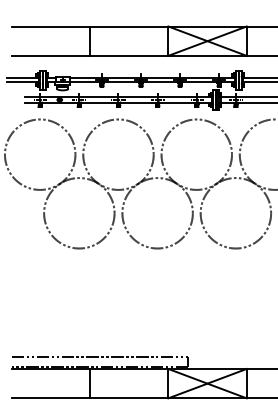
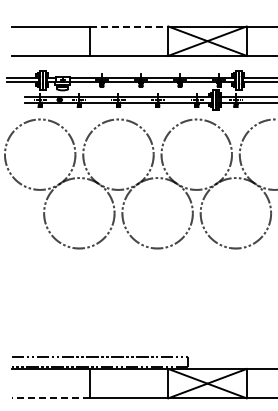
line: solid -> dashed (129, 26)
line: solid -> dashed (50, 398)
